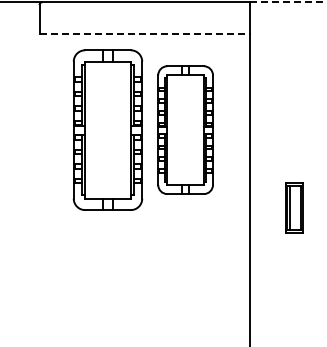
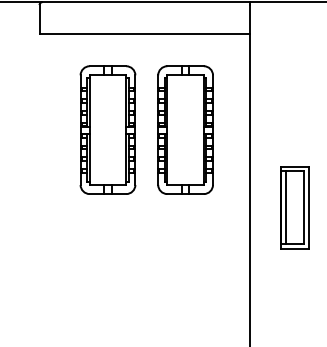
line: dashed -> solid (288, 2)
line: dashed -> solid (145, 34)
part size: 72x162 px -> 58x130 px (107, 129)
part size: 19x52 px -> 30x84 px (294, 207)
